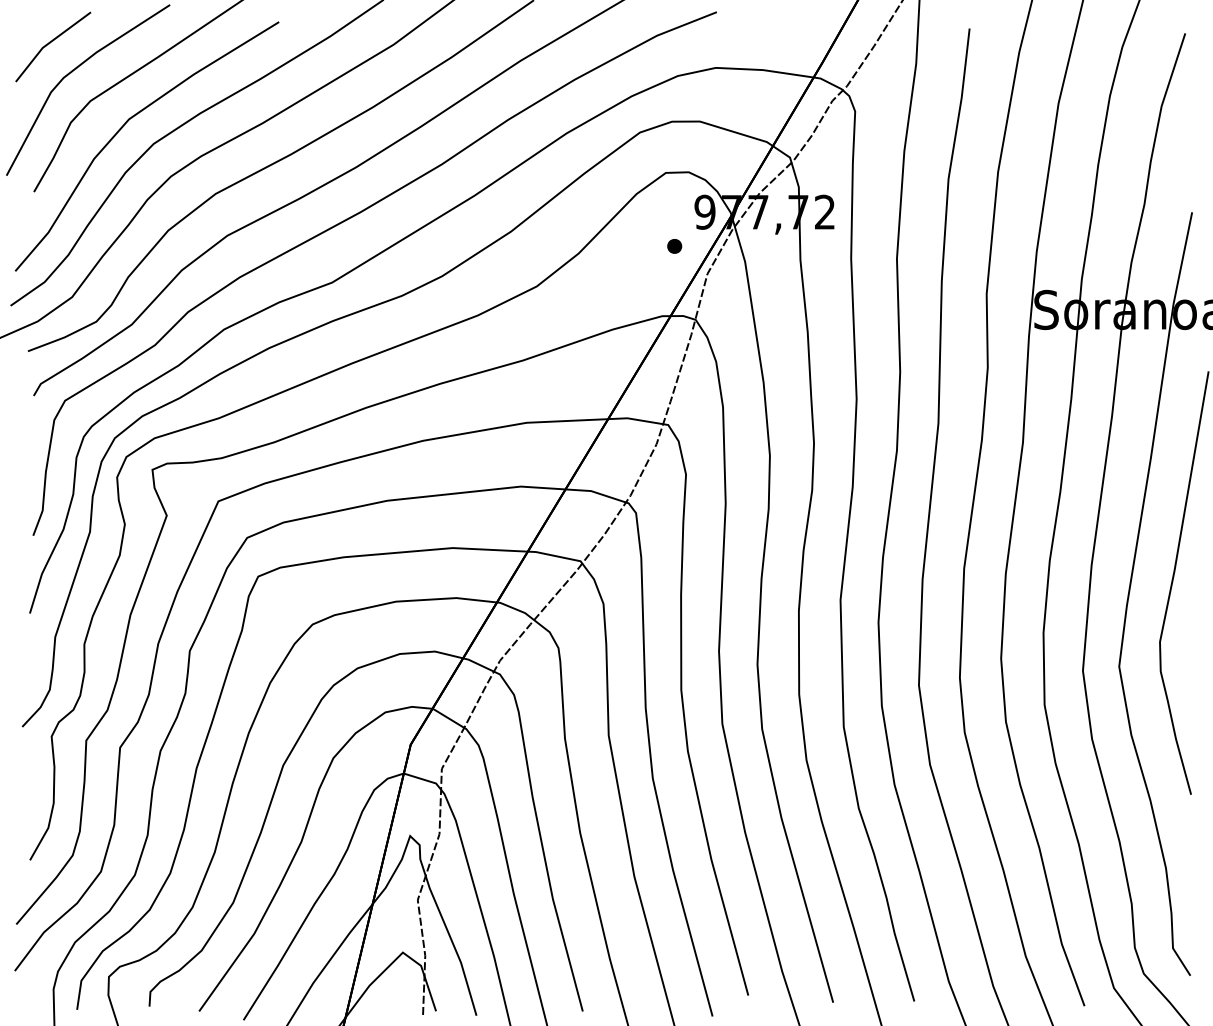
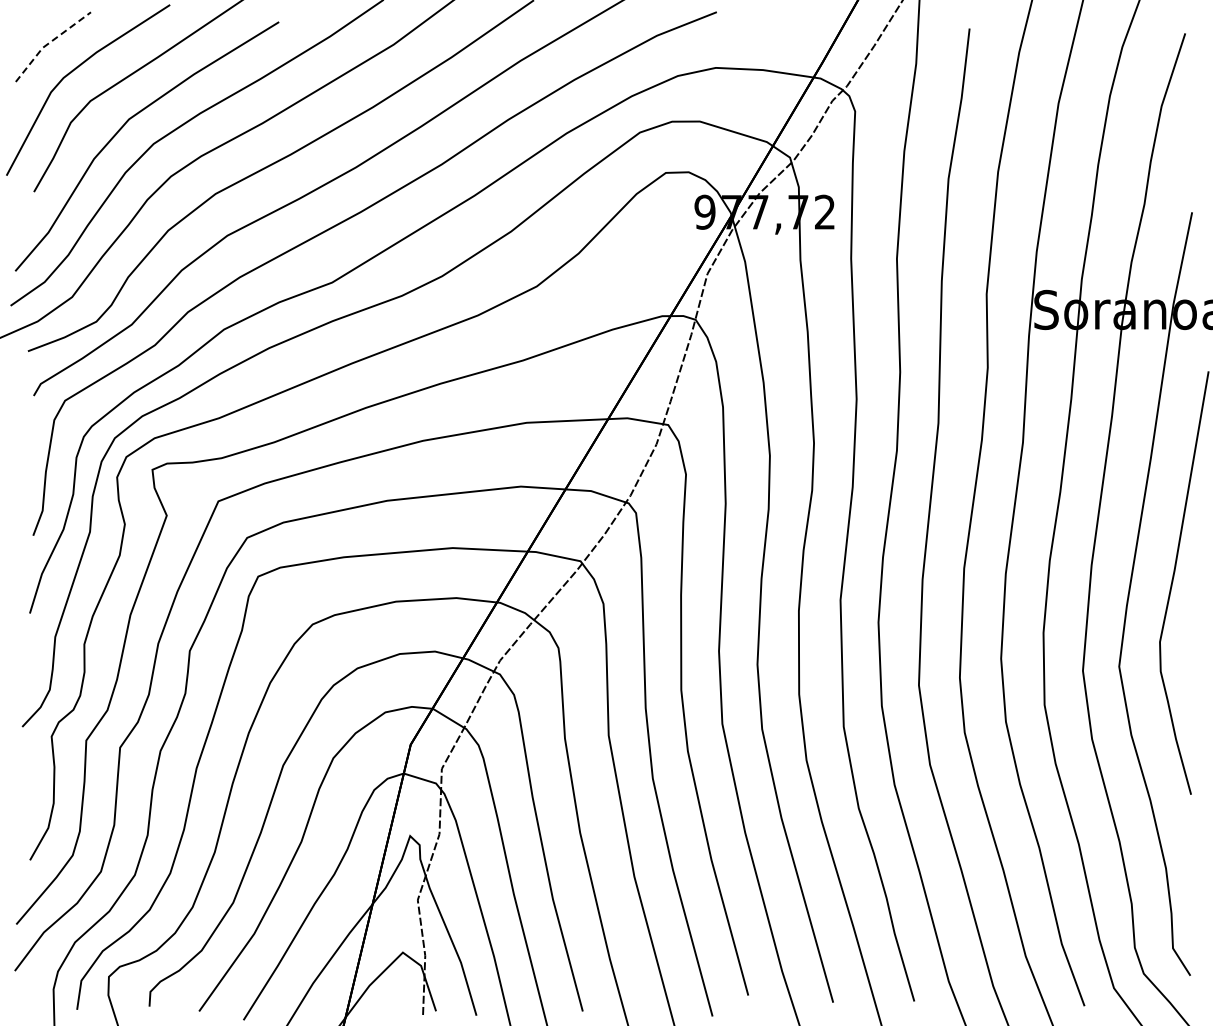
line: solid -> dashed (49, 43)
part: present -> none (674, 246)
